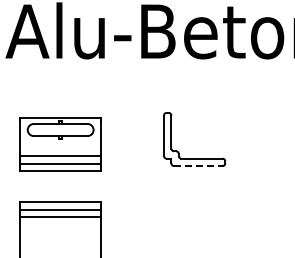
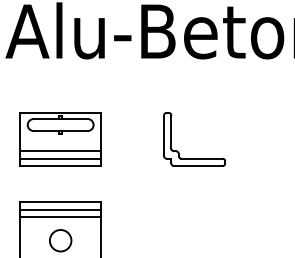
part position: (60, 144) -> (60, 139) (60, 139)
line: dashed -> solid (198, 166)
circle: none -> present (60, 240)
